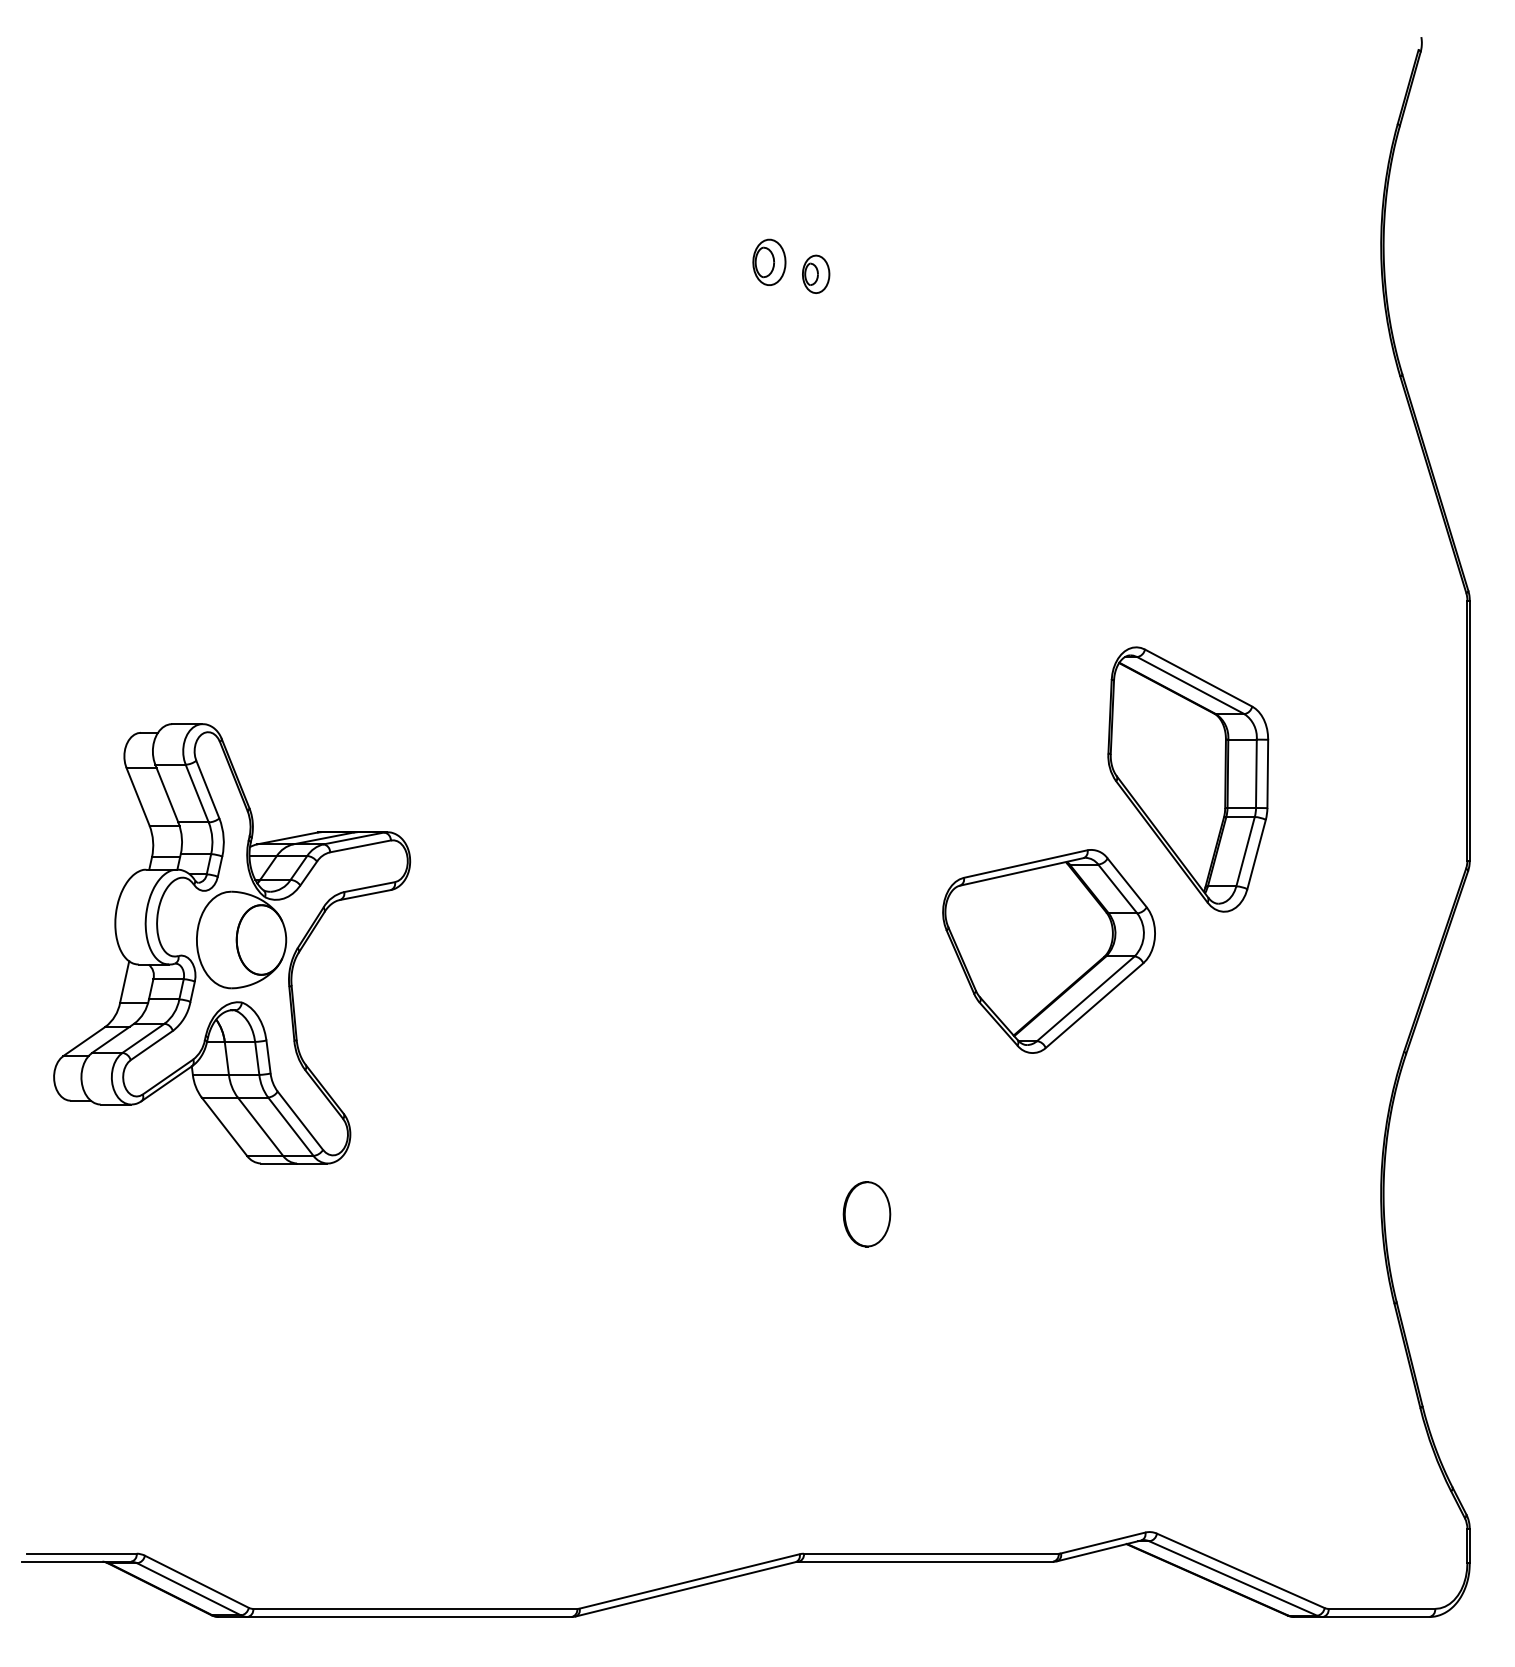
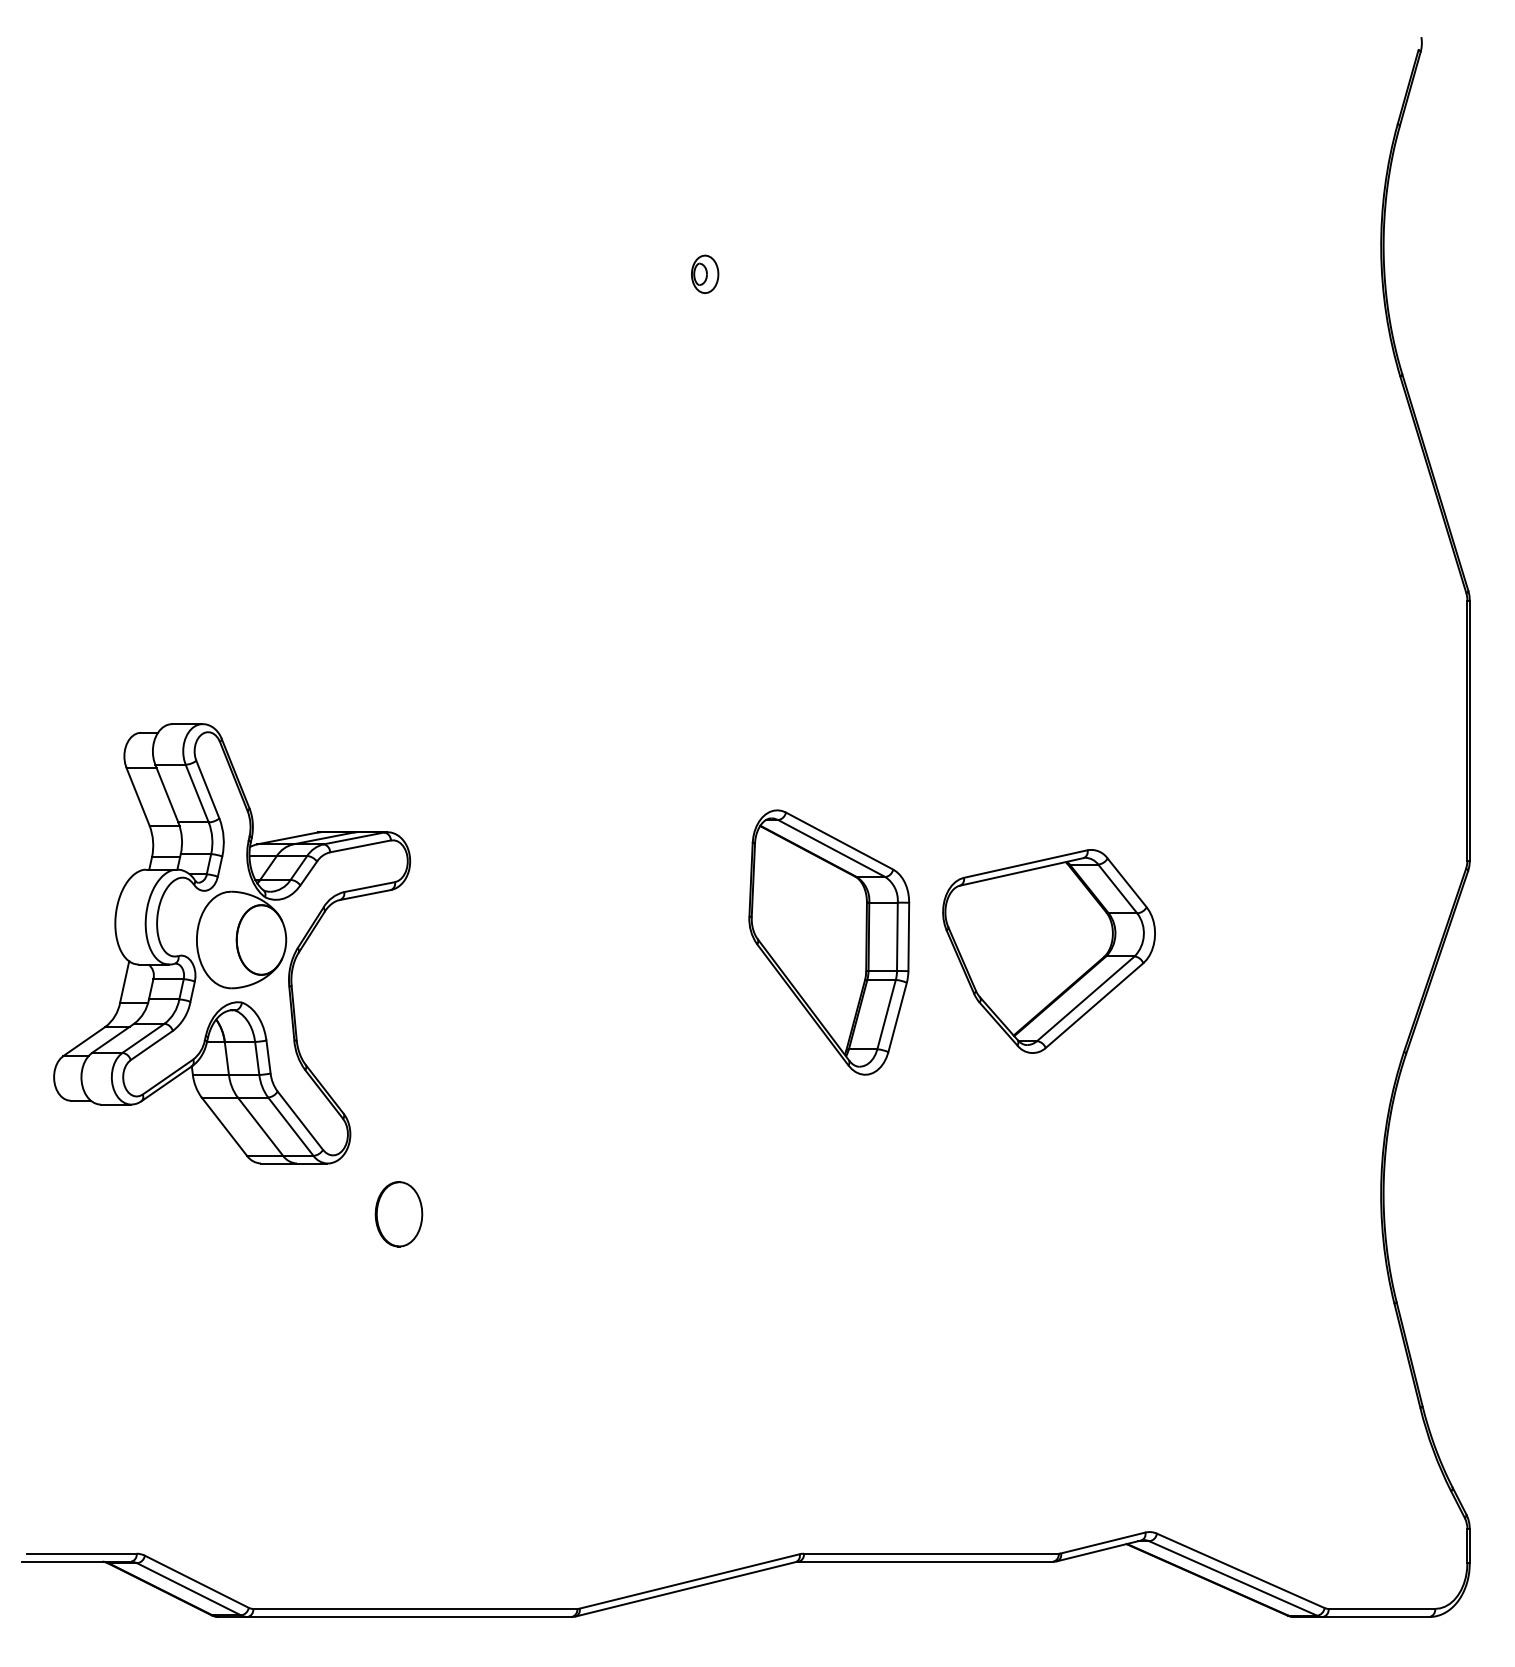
part: present -> none (769, 261)
part position: (816, 273) -> (705, 273) (705, 273)
part position: (1188, 779) -> (829, 942) (829, 942)
part position: (866, 1214) -> (398, 1214) (398, 1214)
